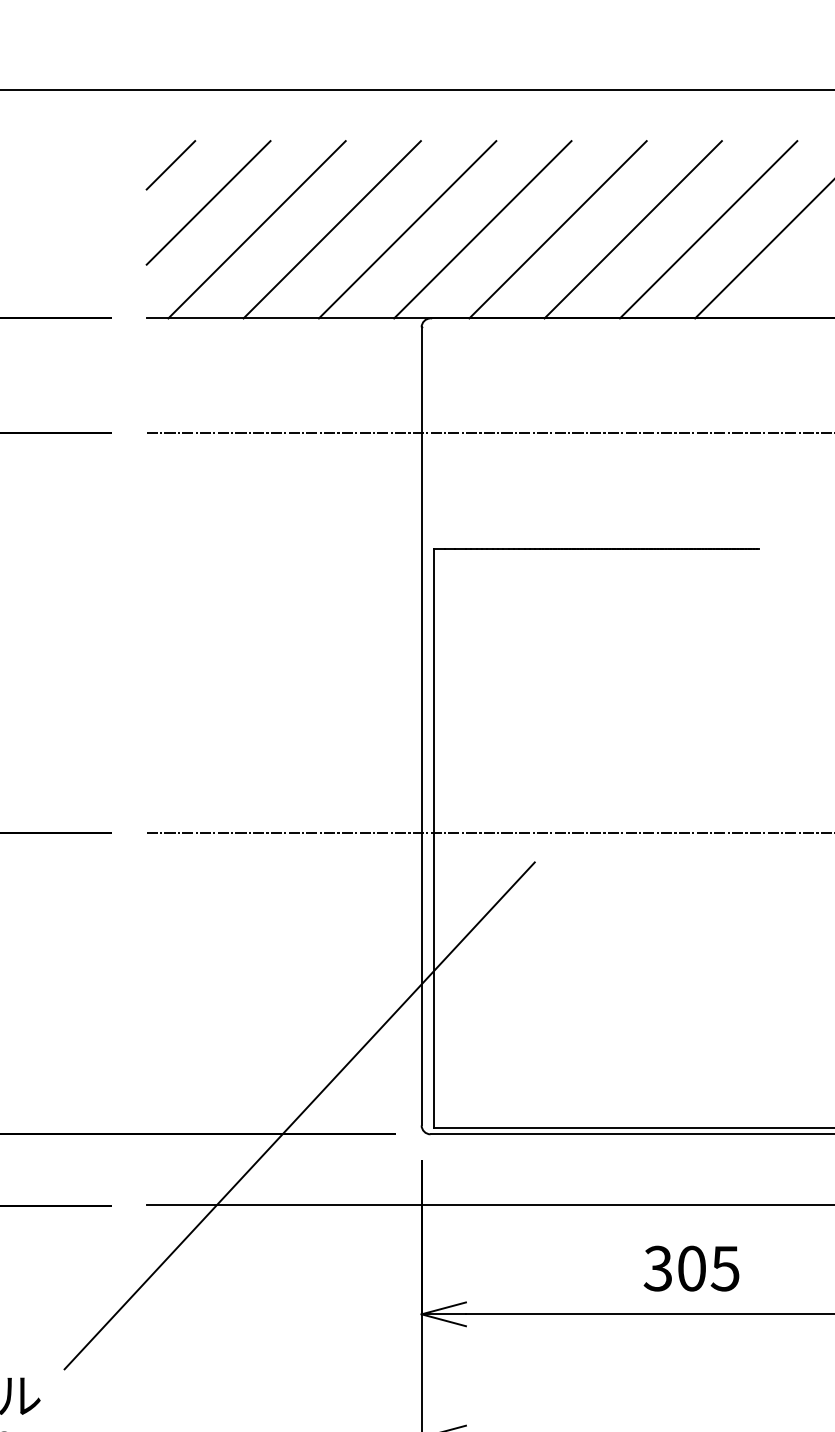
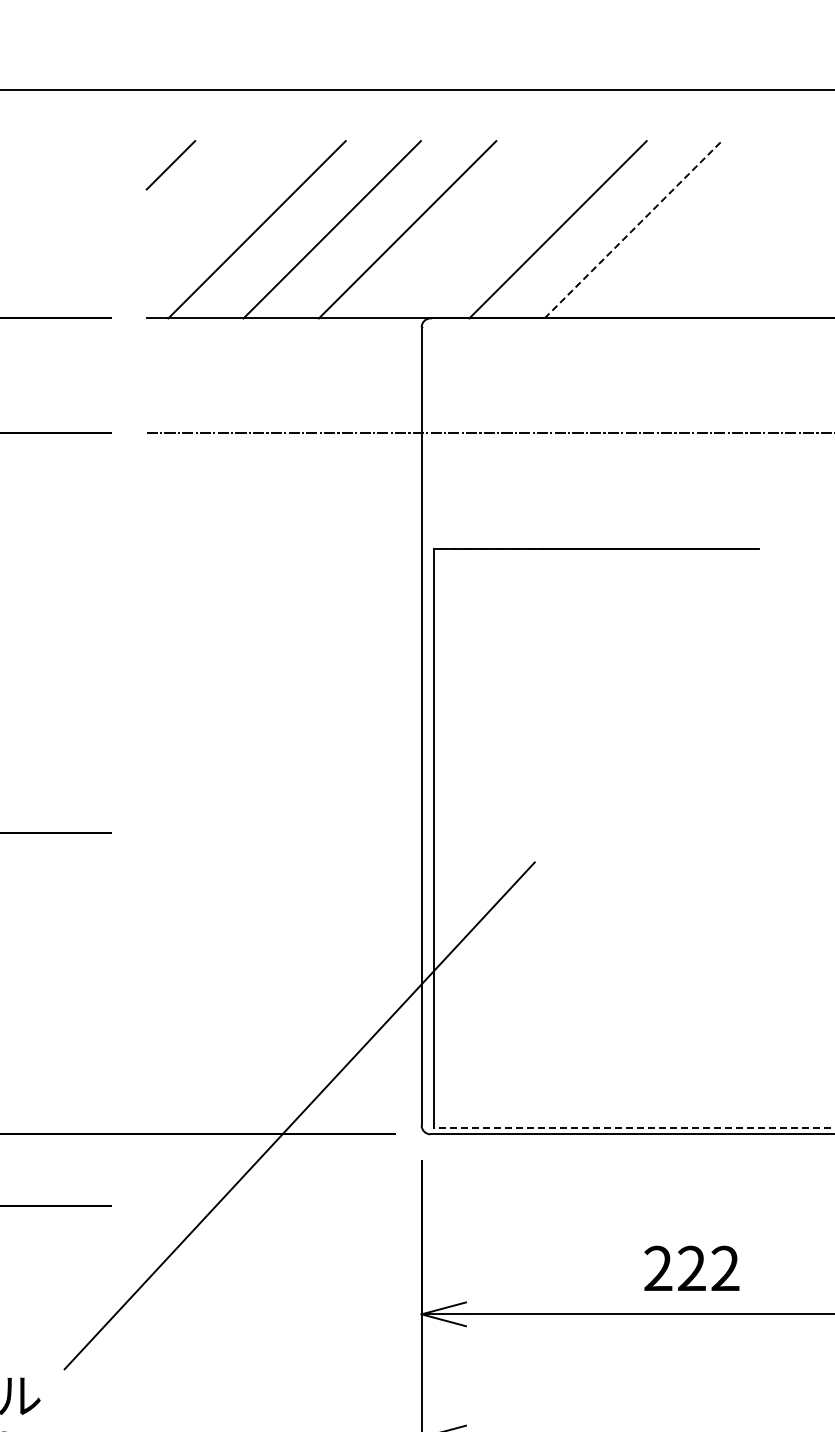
line: present -> none (208, 202)
line: present -> none (482, 229)
line: solid -> dashed (633, 229)
line: present -> none (708, 229)
line: present -> none (763, 250)
line: present -> none (488, 832)
line: solid -> dashed (633, 1127)
line: present -> none (488, 1205)
text: 305 -> 222 (691, 1268)
